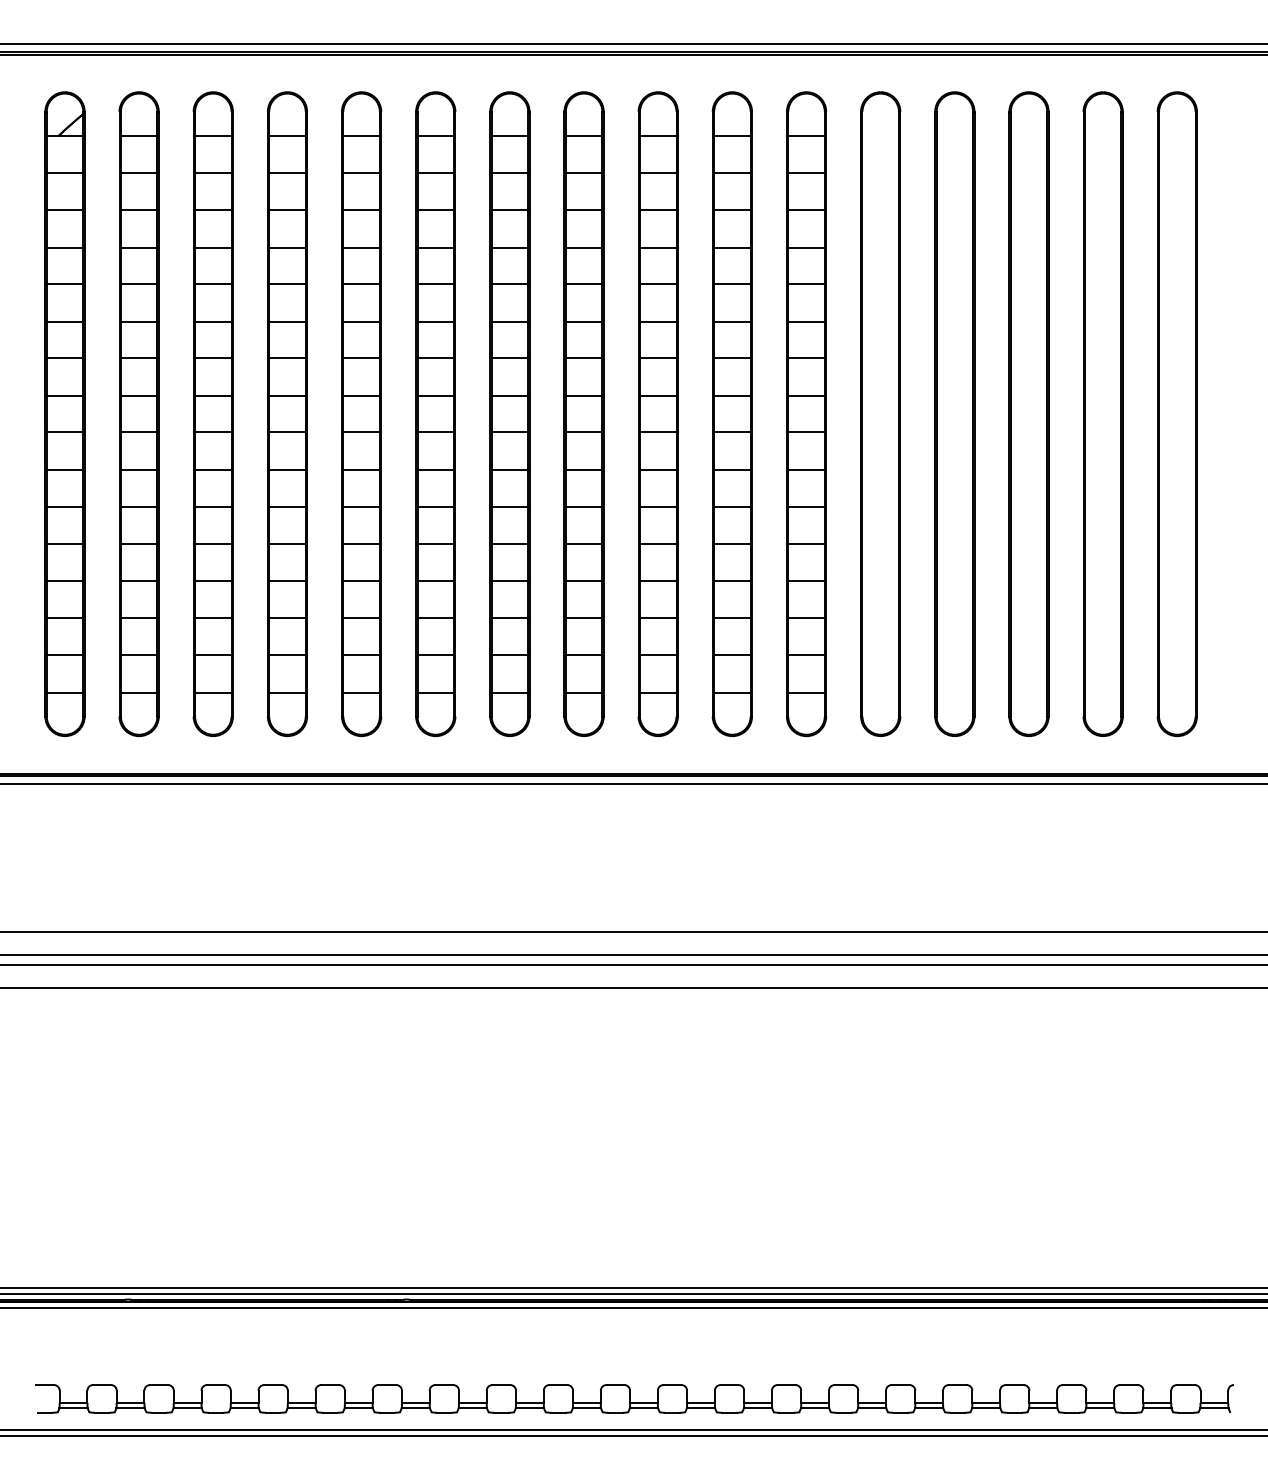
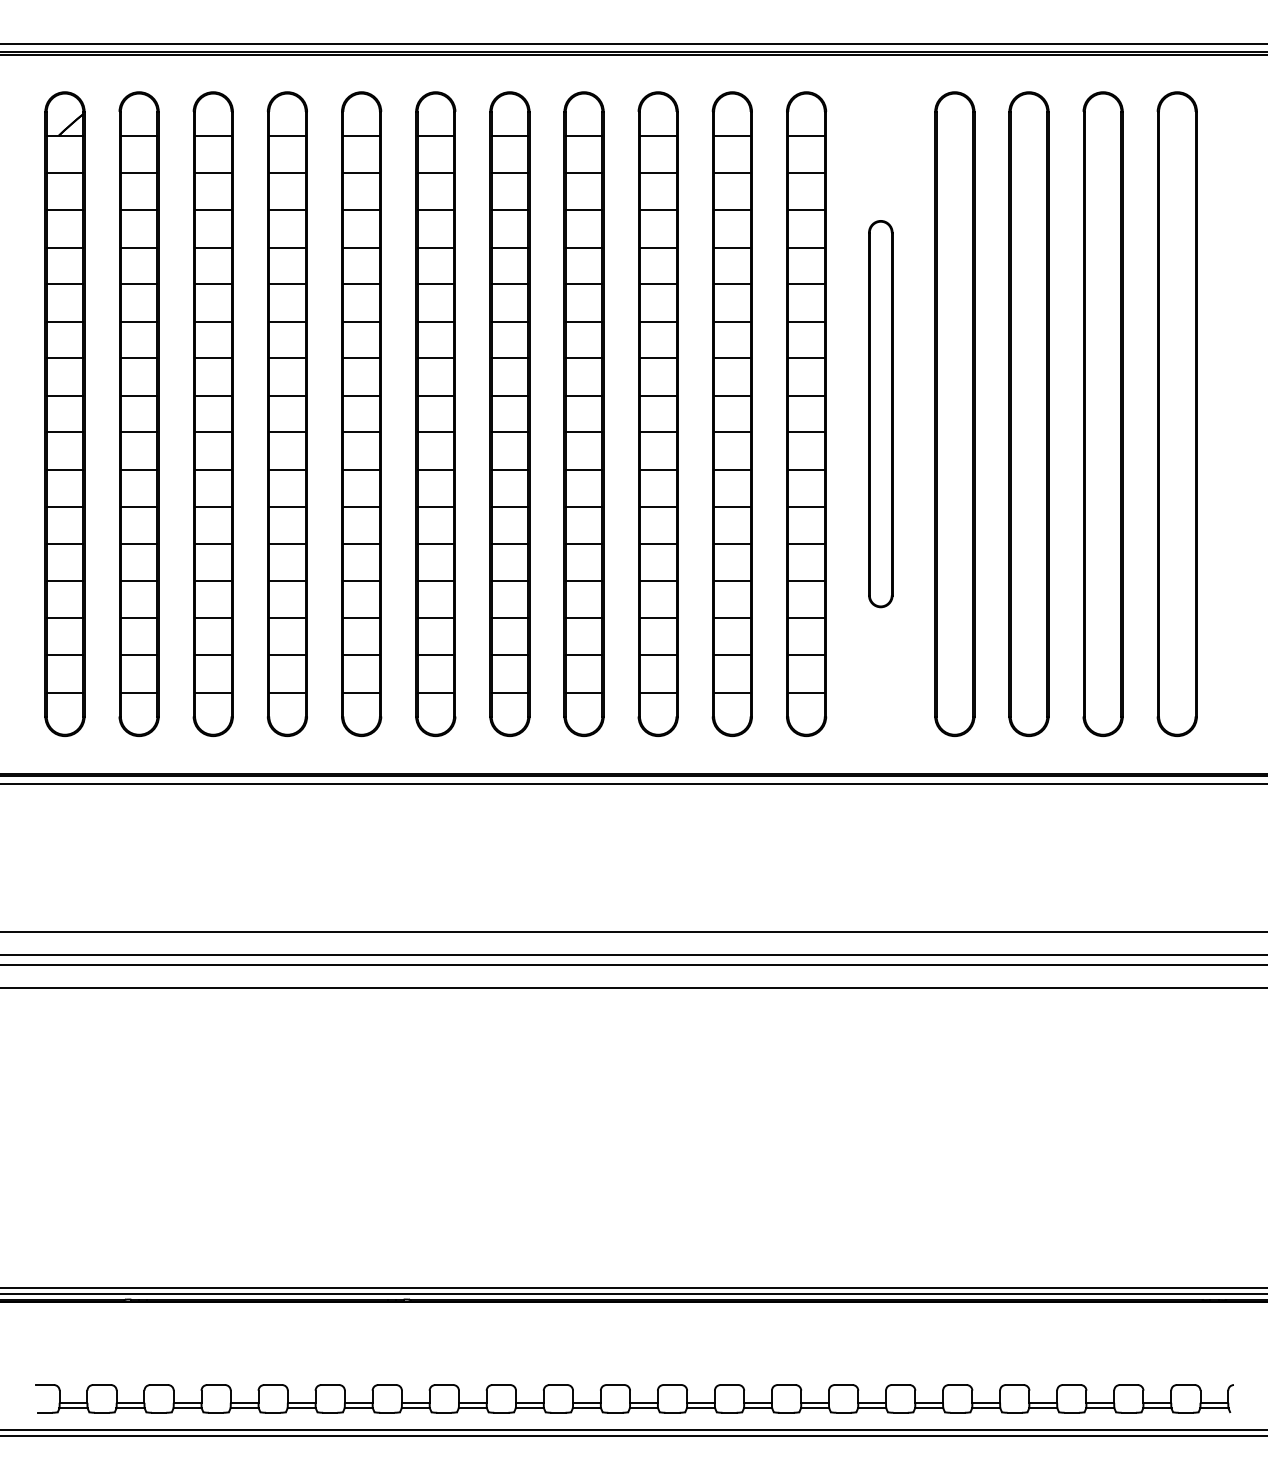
part size: 42x646 px -> 26x389 px (880, 414)
line: present -> none (633, 1308)
